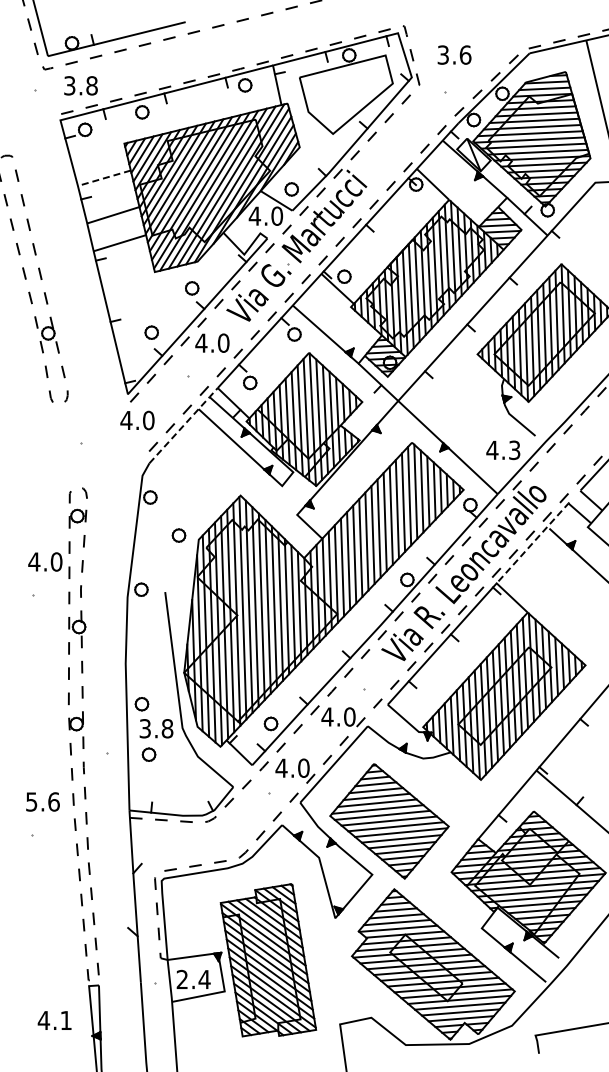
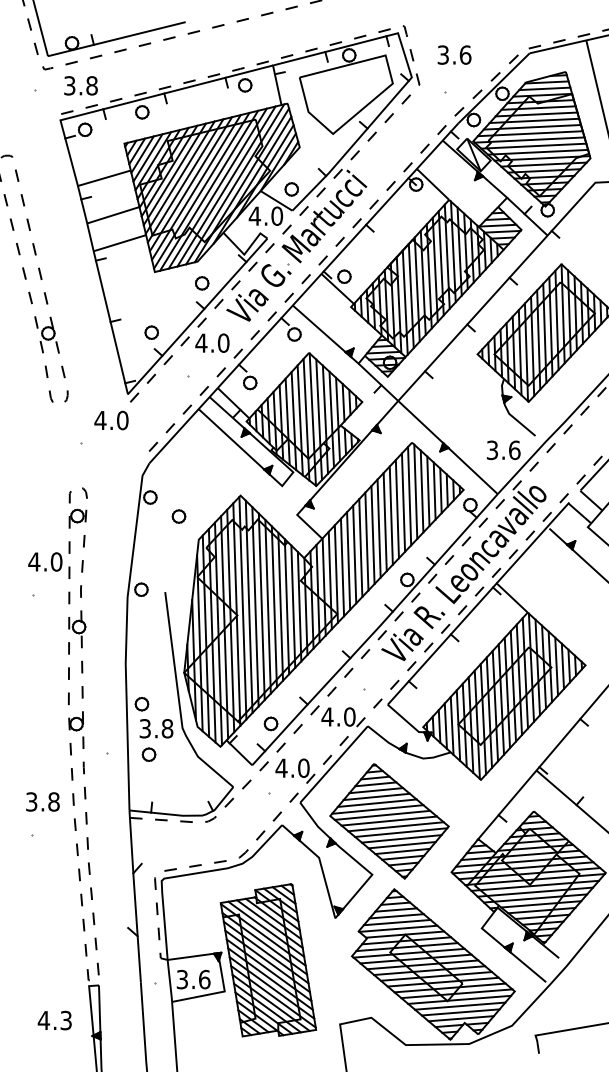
line: dashed -> solid (104, 178)
part position: (192, 288) -> (202, 283) (202, 283)
text position: (137, 420) -> (111, 420) (111, 420)
line: dashed -> solid (184, 424)
text: 4.3 -> 3.6 (503, 450)
part position: (178, 535) -> (178, 516) (178, 516)
line: dashed -> solid (533, 542)
text: 5.6 -> 3.8 (42, 801)
text: 2.4 -> 3.6 (193, 979)
text: 4.1 -> 4.3 (65, 1020)
